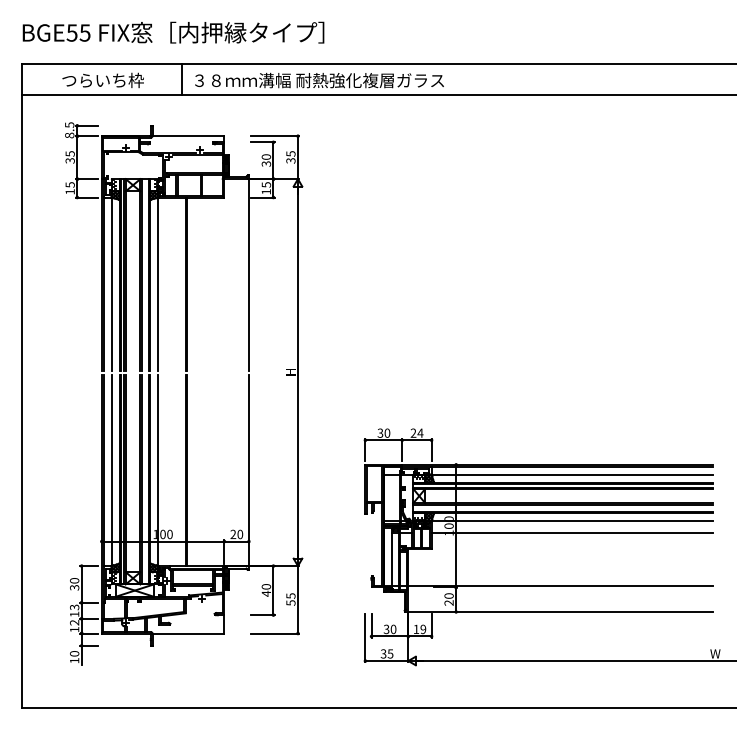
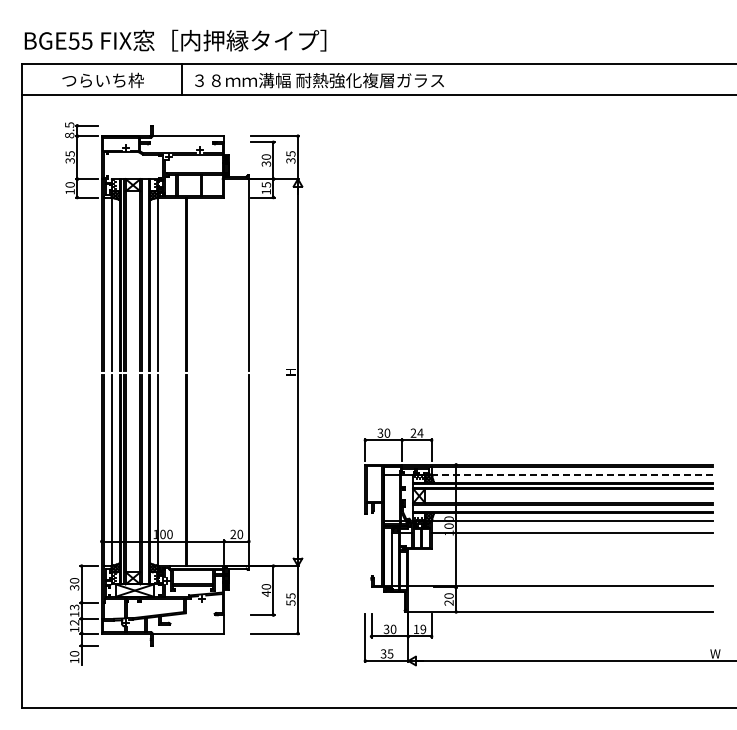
text position: (173, 32) -> (175, 40) (175, 40)
text: 15 -> 10 (69, 184)
line: solid -> dashed (571, 474)
